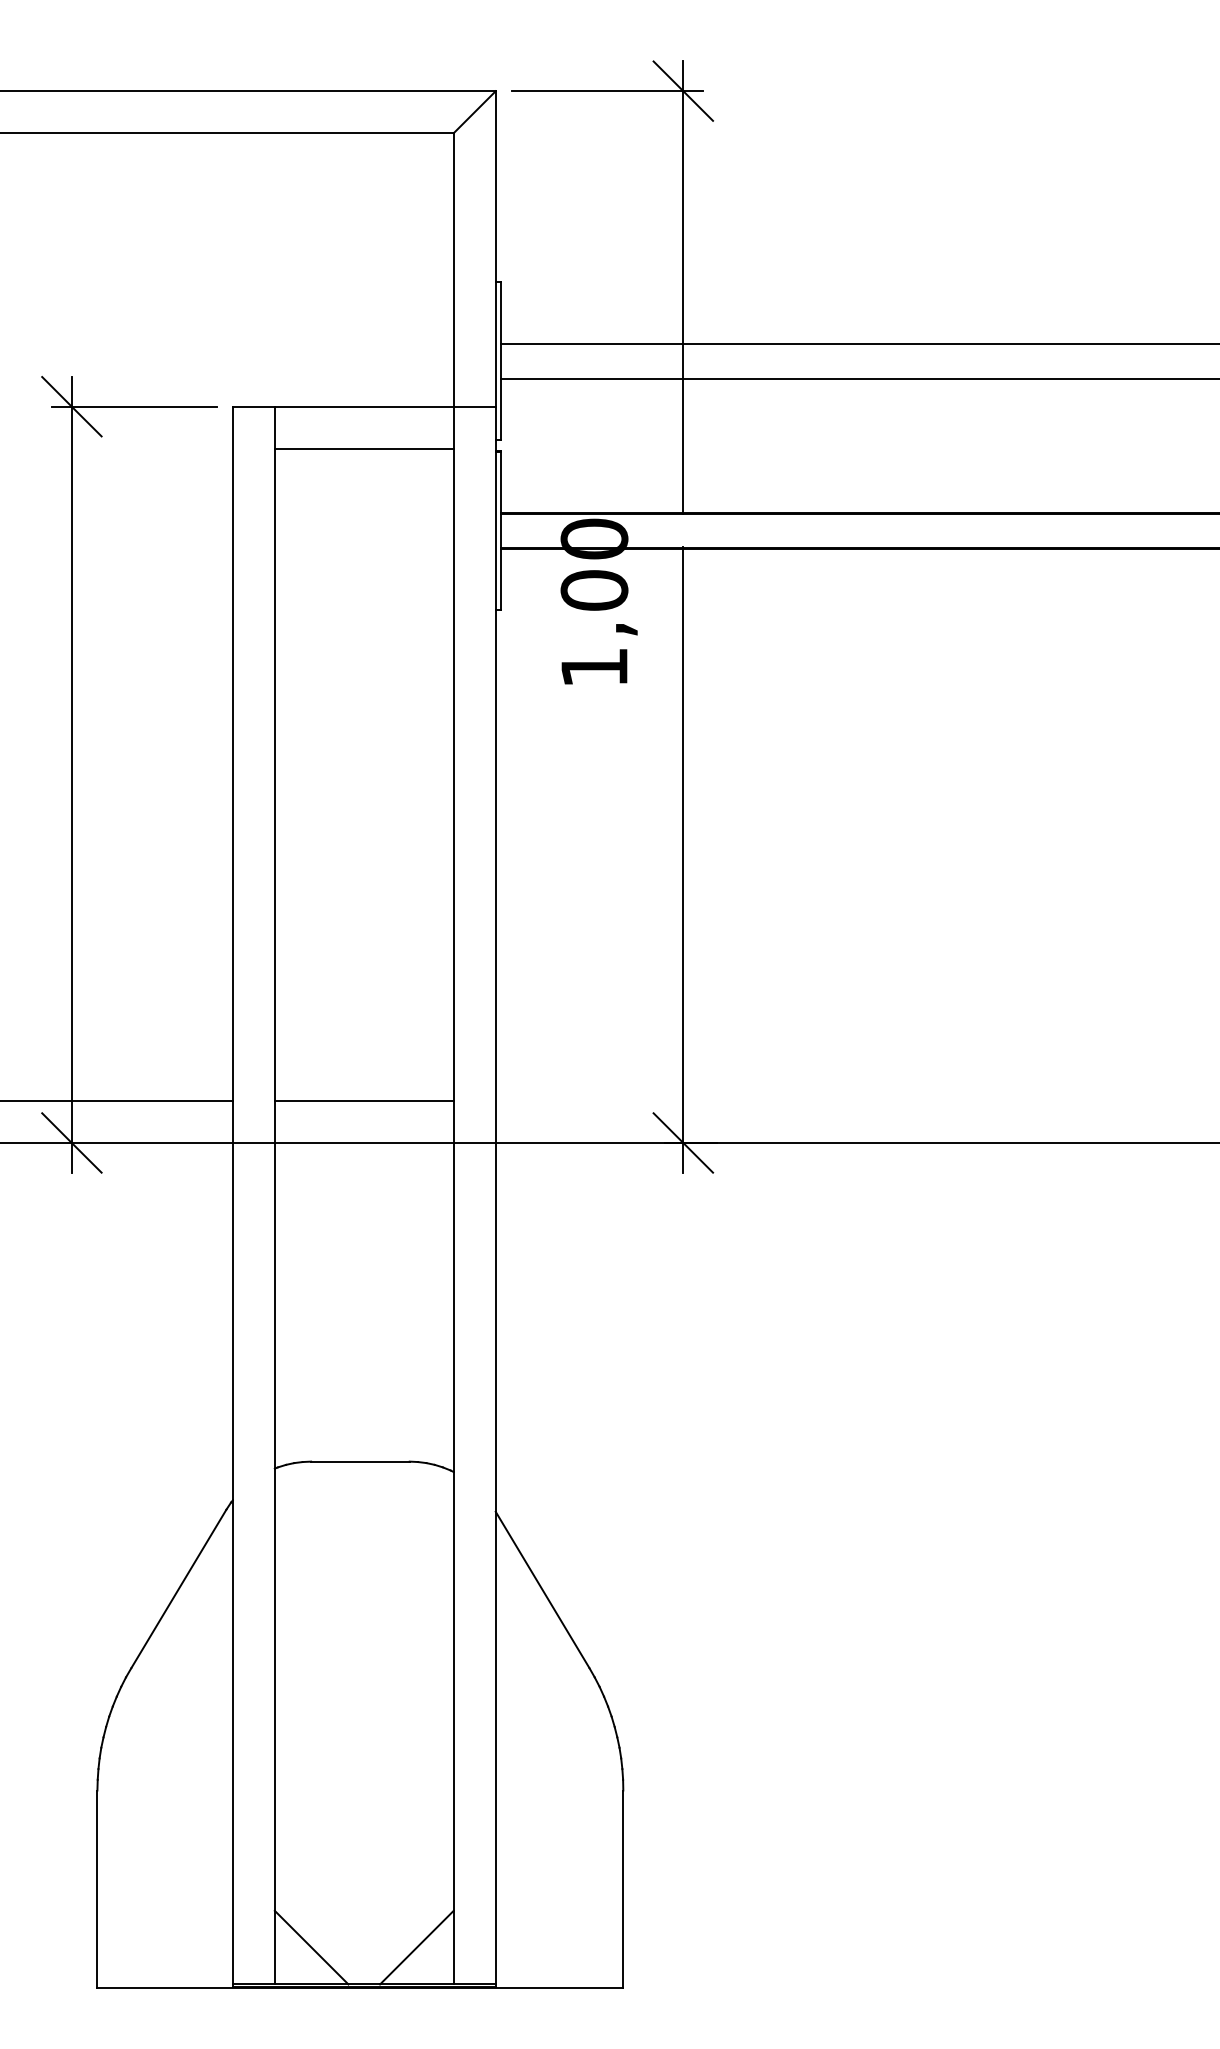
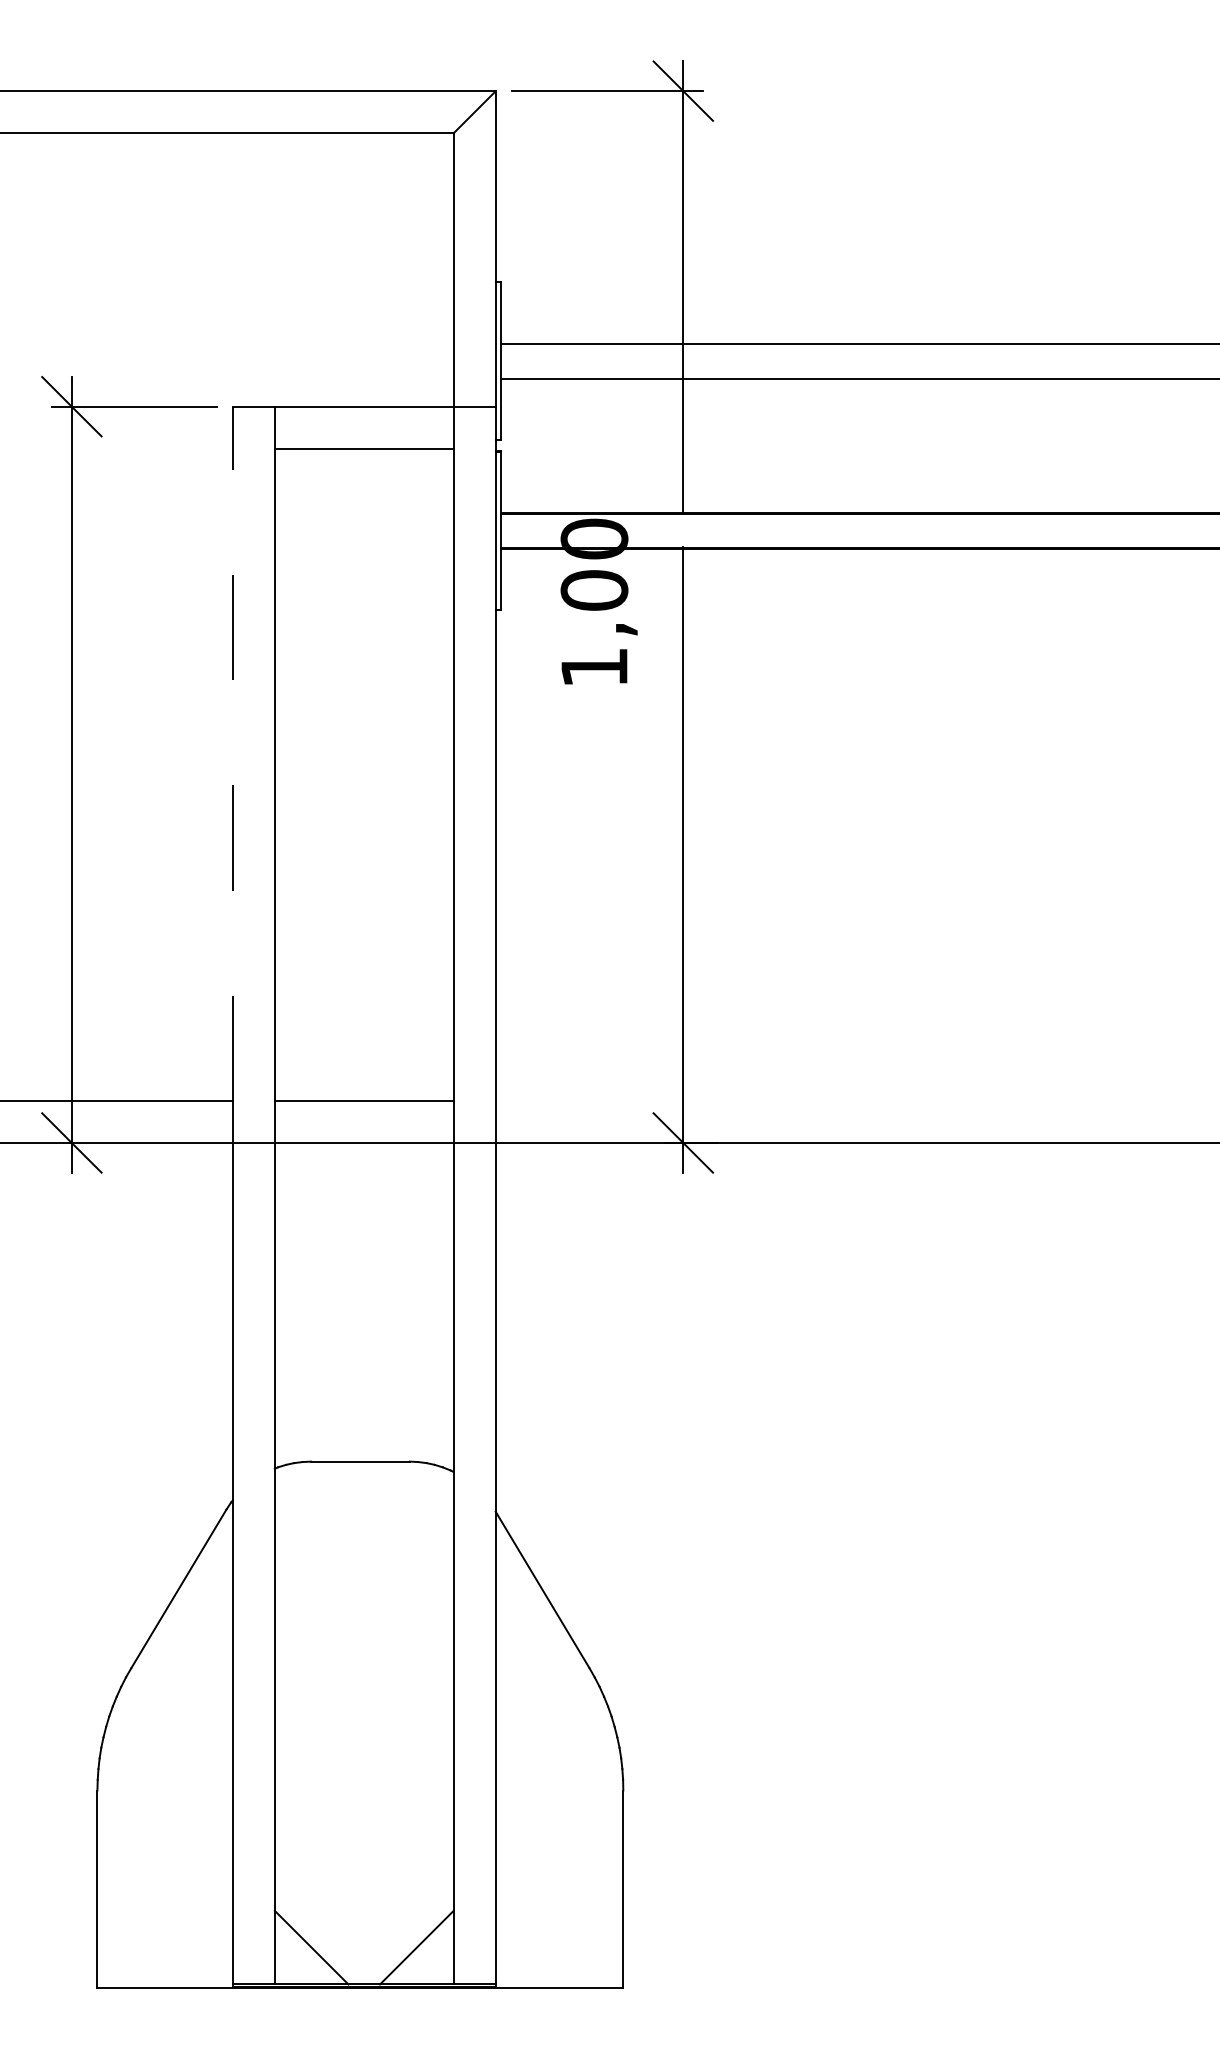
line: solid -> dashed (232, 753)
